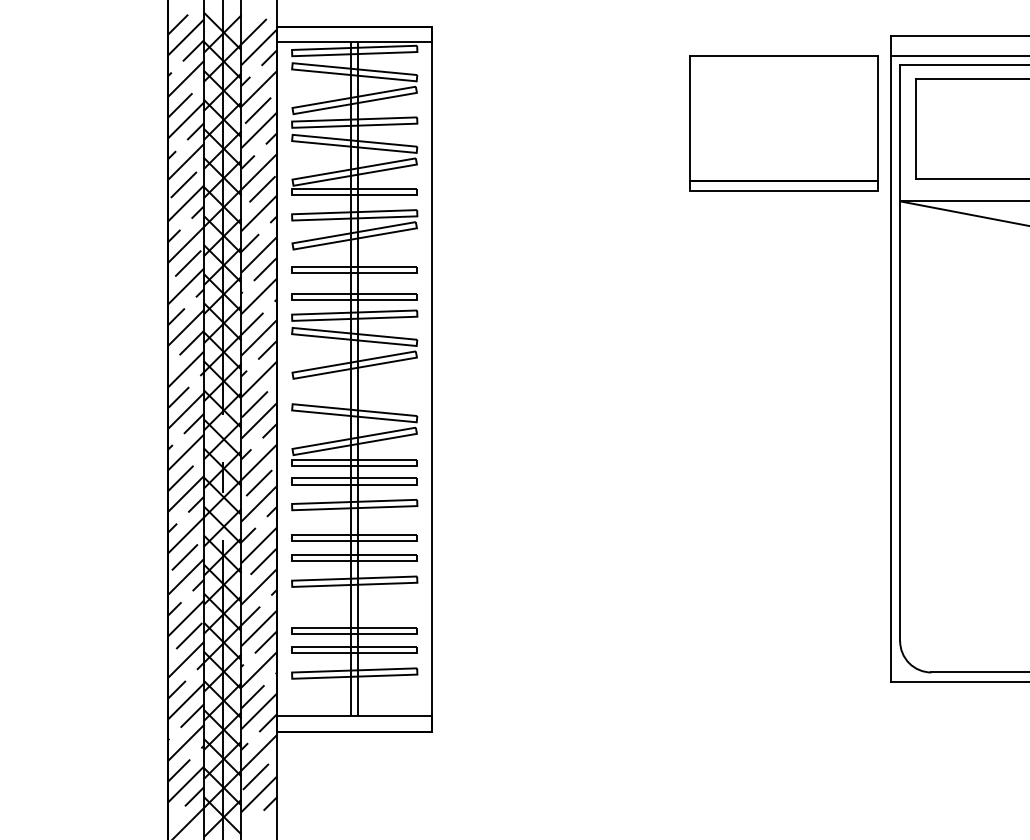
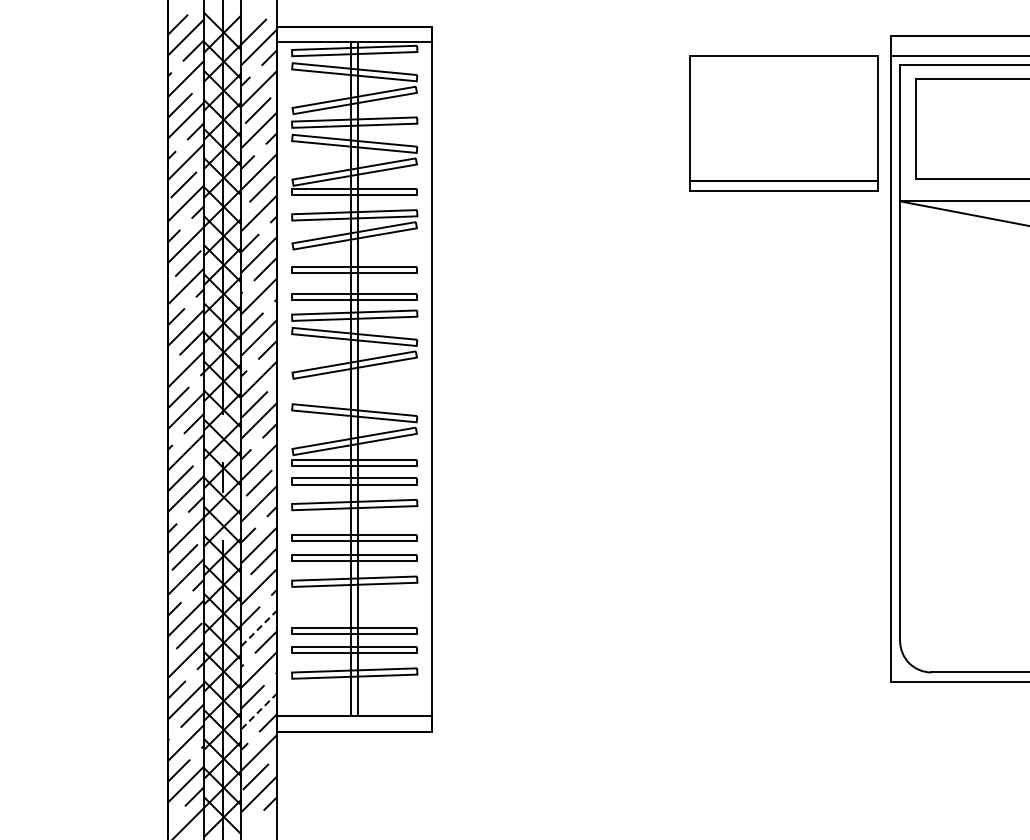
line: solid -> dashed (259, 627)
line: solid -> dashed (259, 710)
